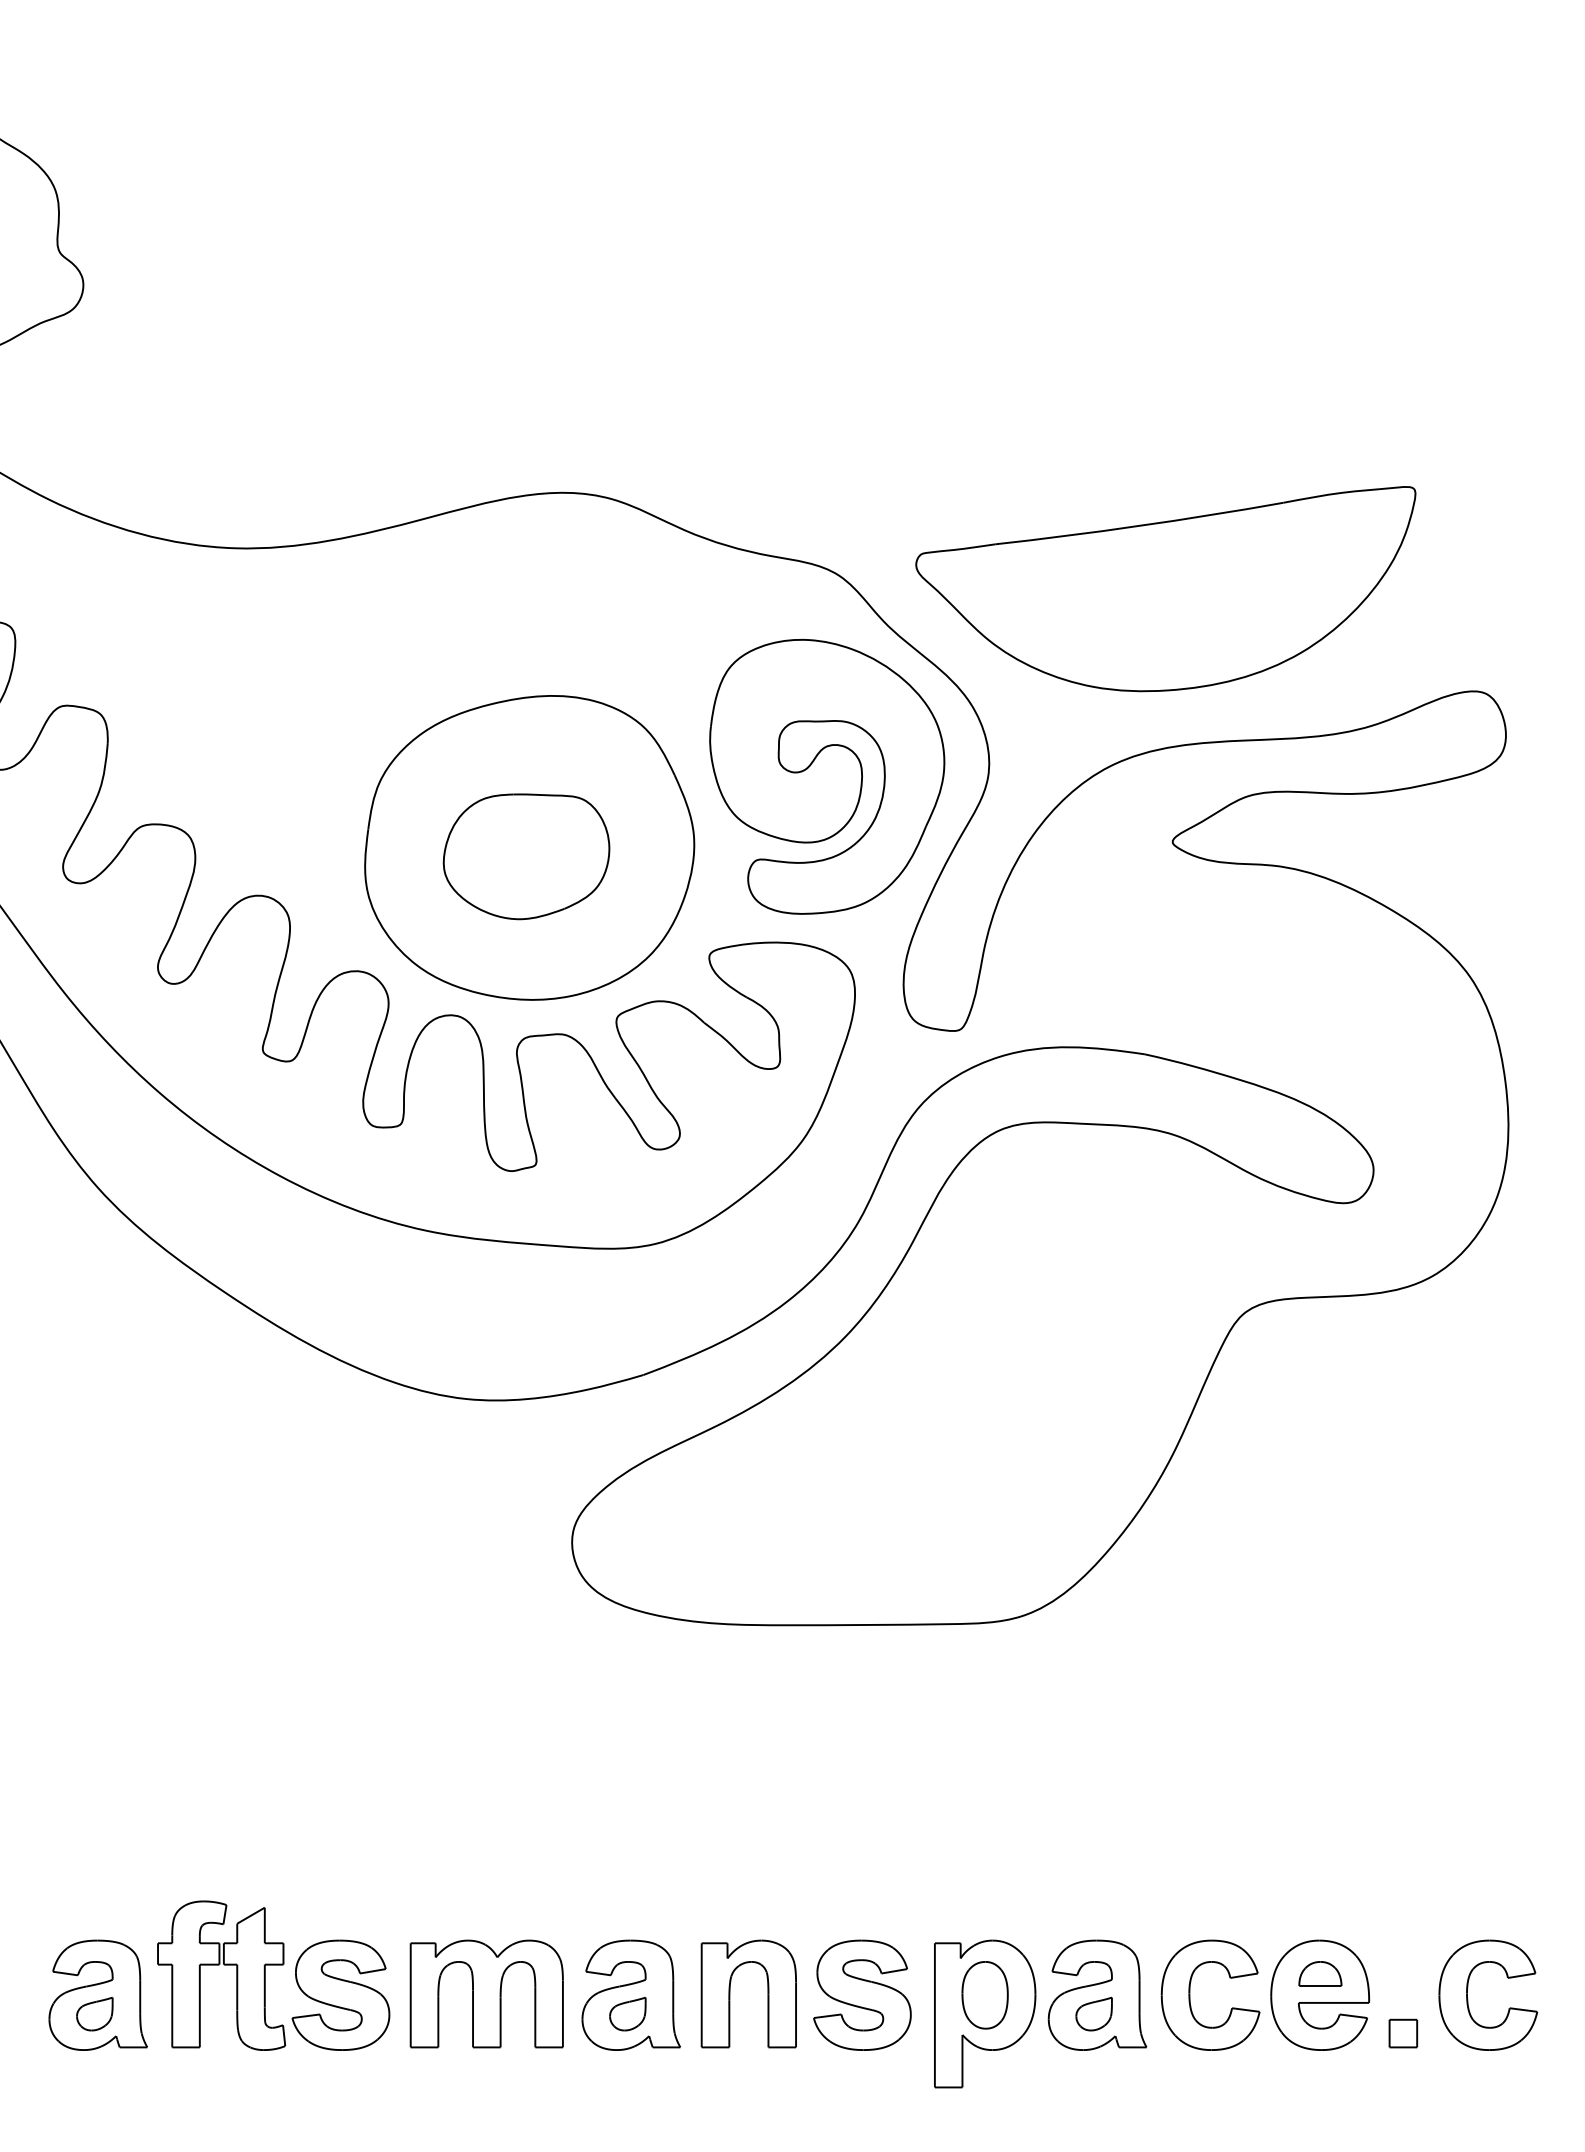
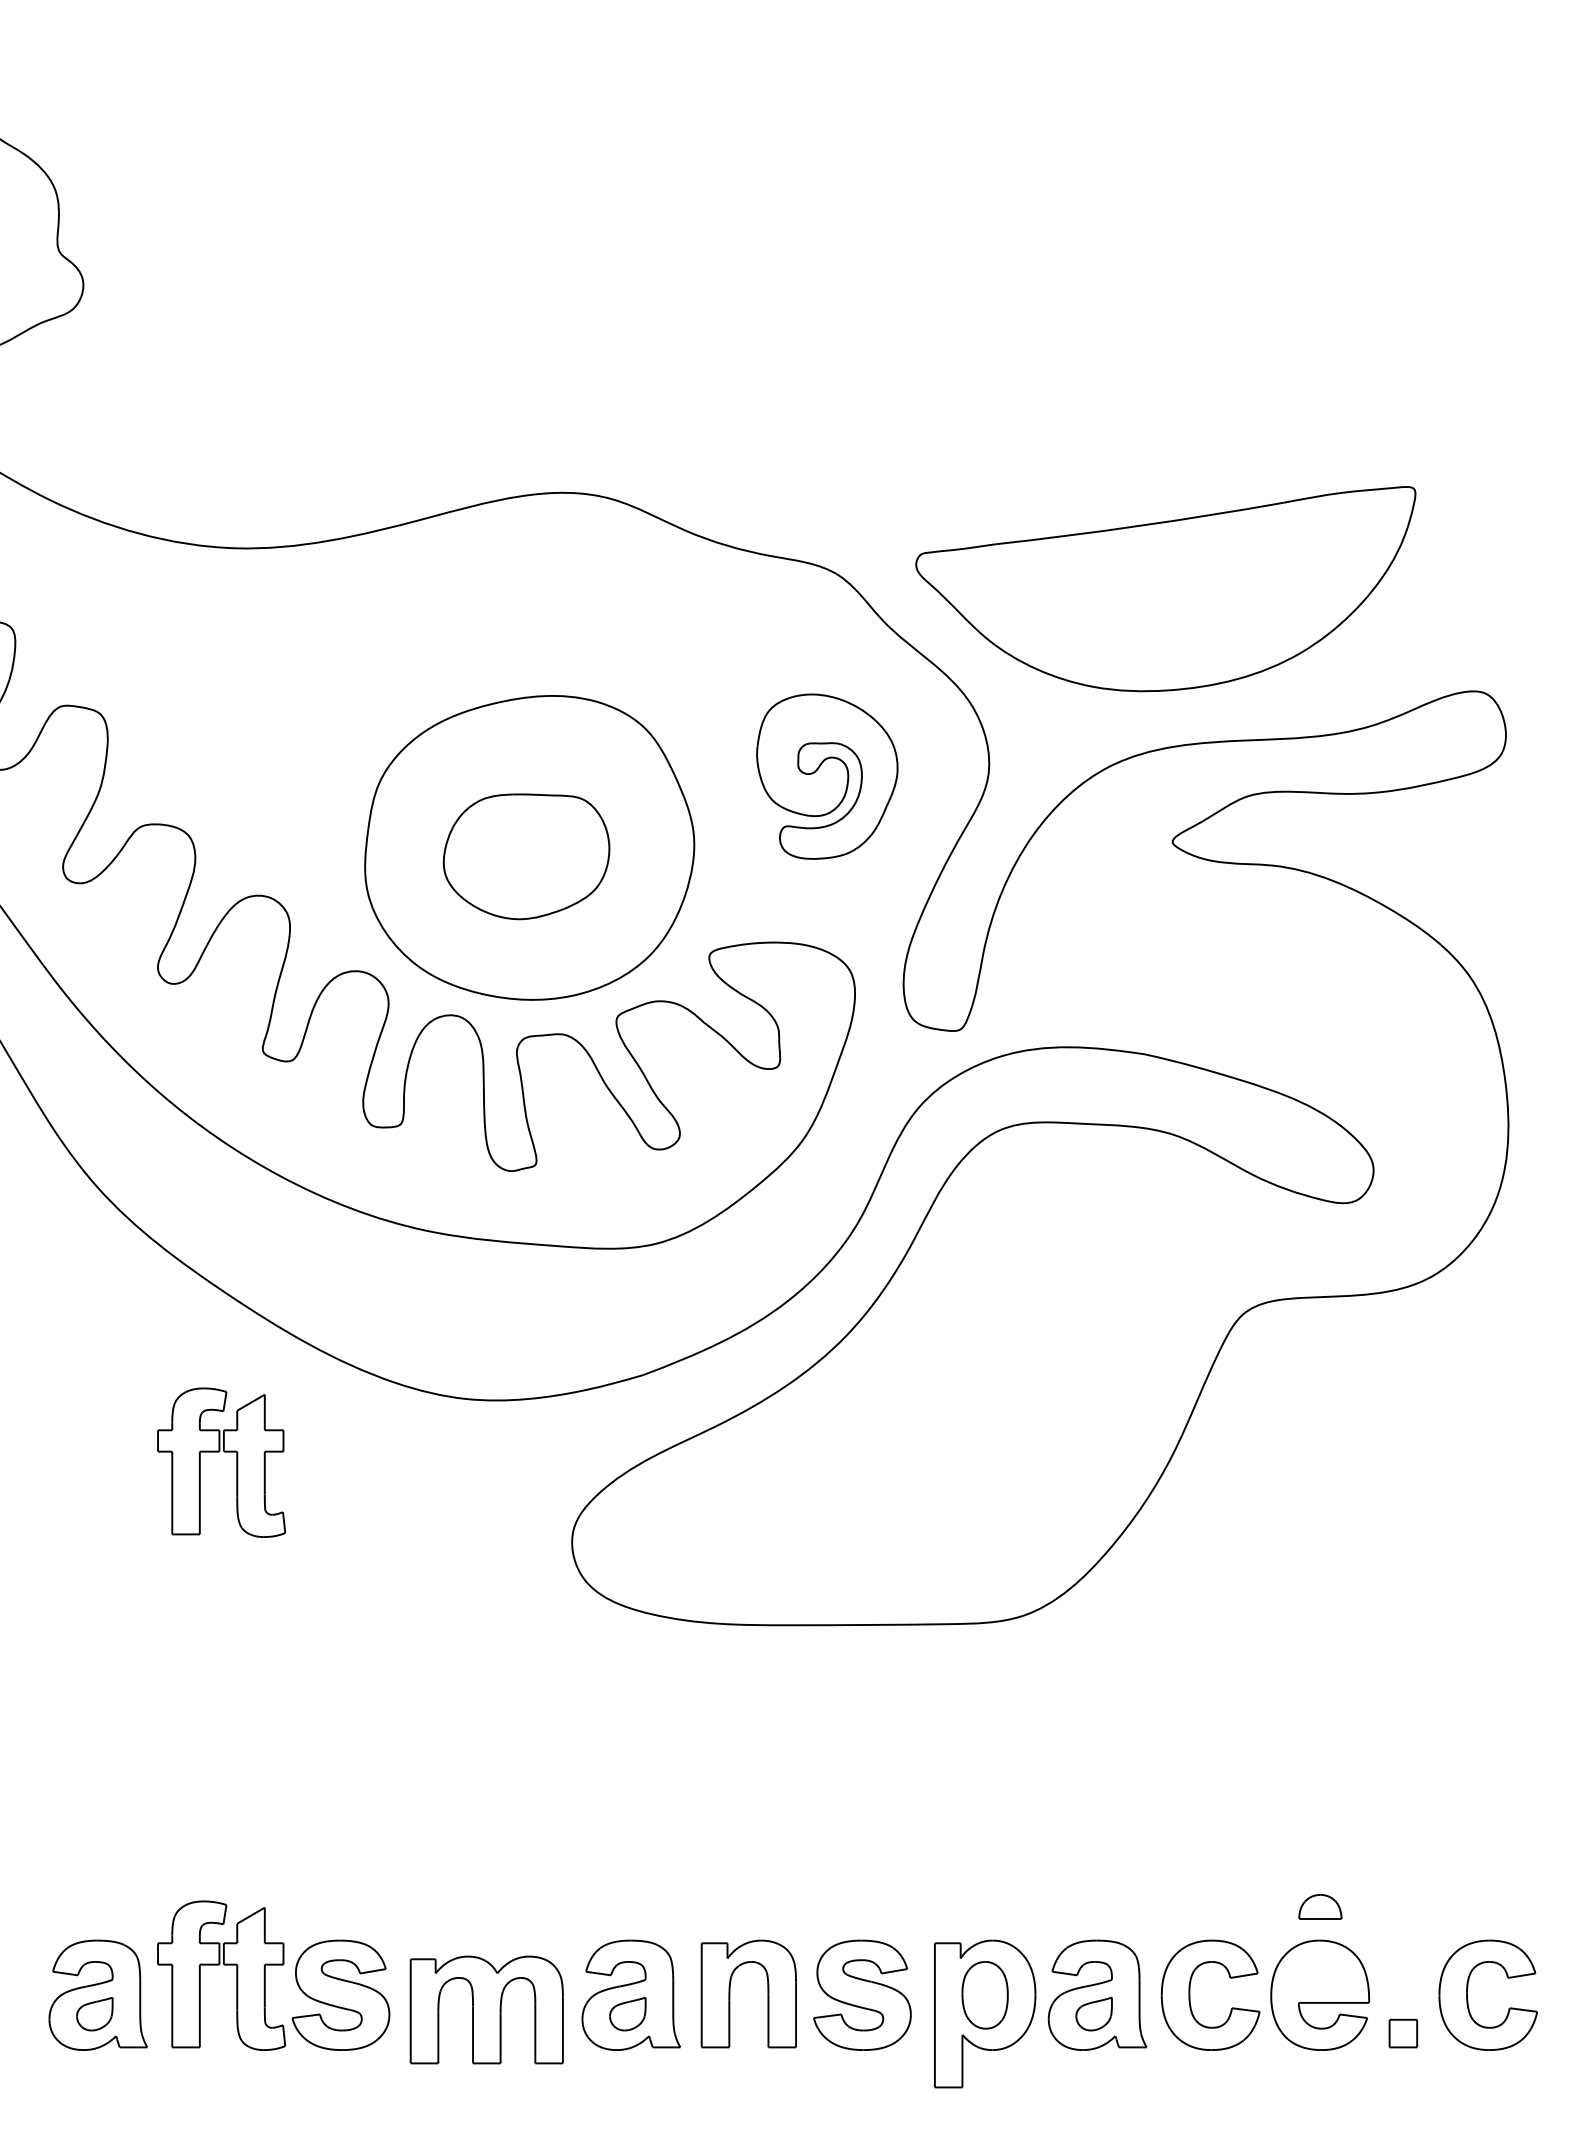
part size: 237x277 px -> 143x167 px (827, 776)
part: none -> present (219, 1452)
part position: (1320, 1973) -> (1320, 1906) (1320, 1906)
part position: (486, 1993) -> (486, 2009) (486, 2009)
